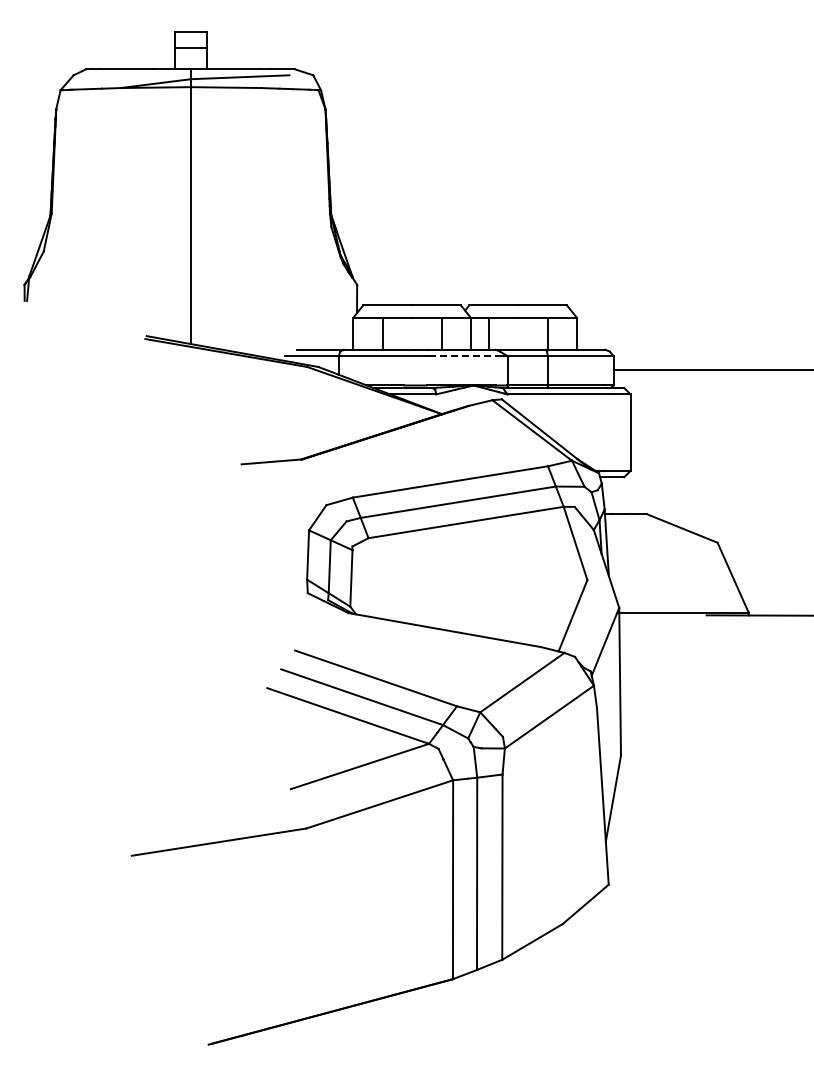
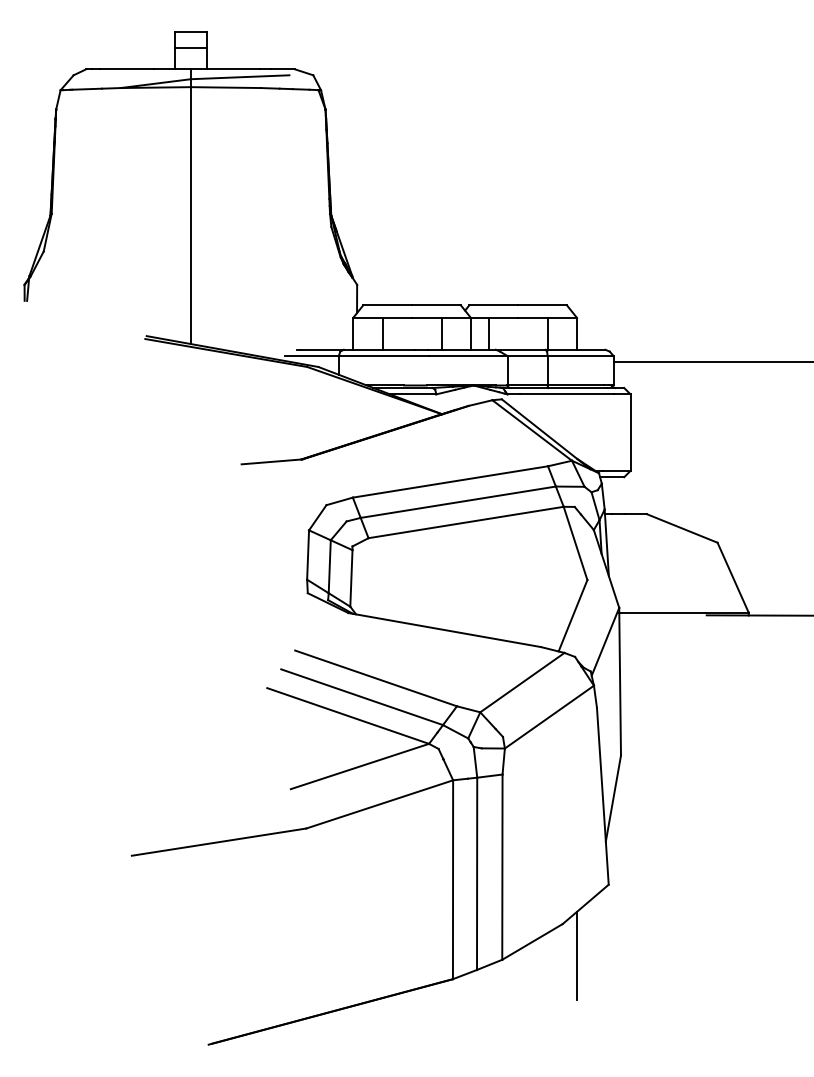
line: dashed -> solid (465, 356)
line position: (711, 370) -> (711, 362) (711, 362)
line: none -> present (577, 955)
